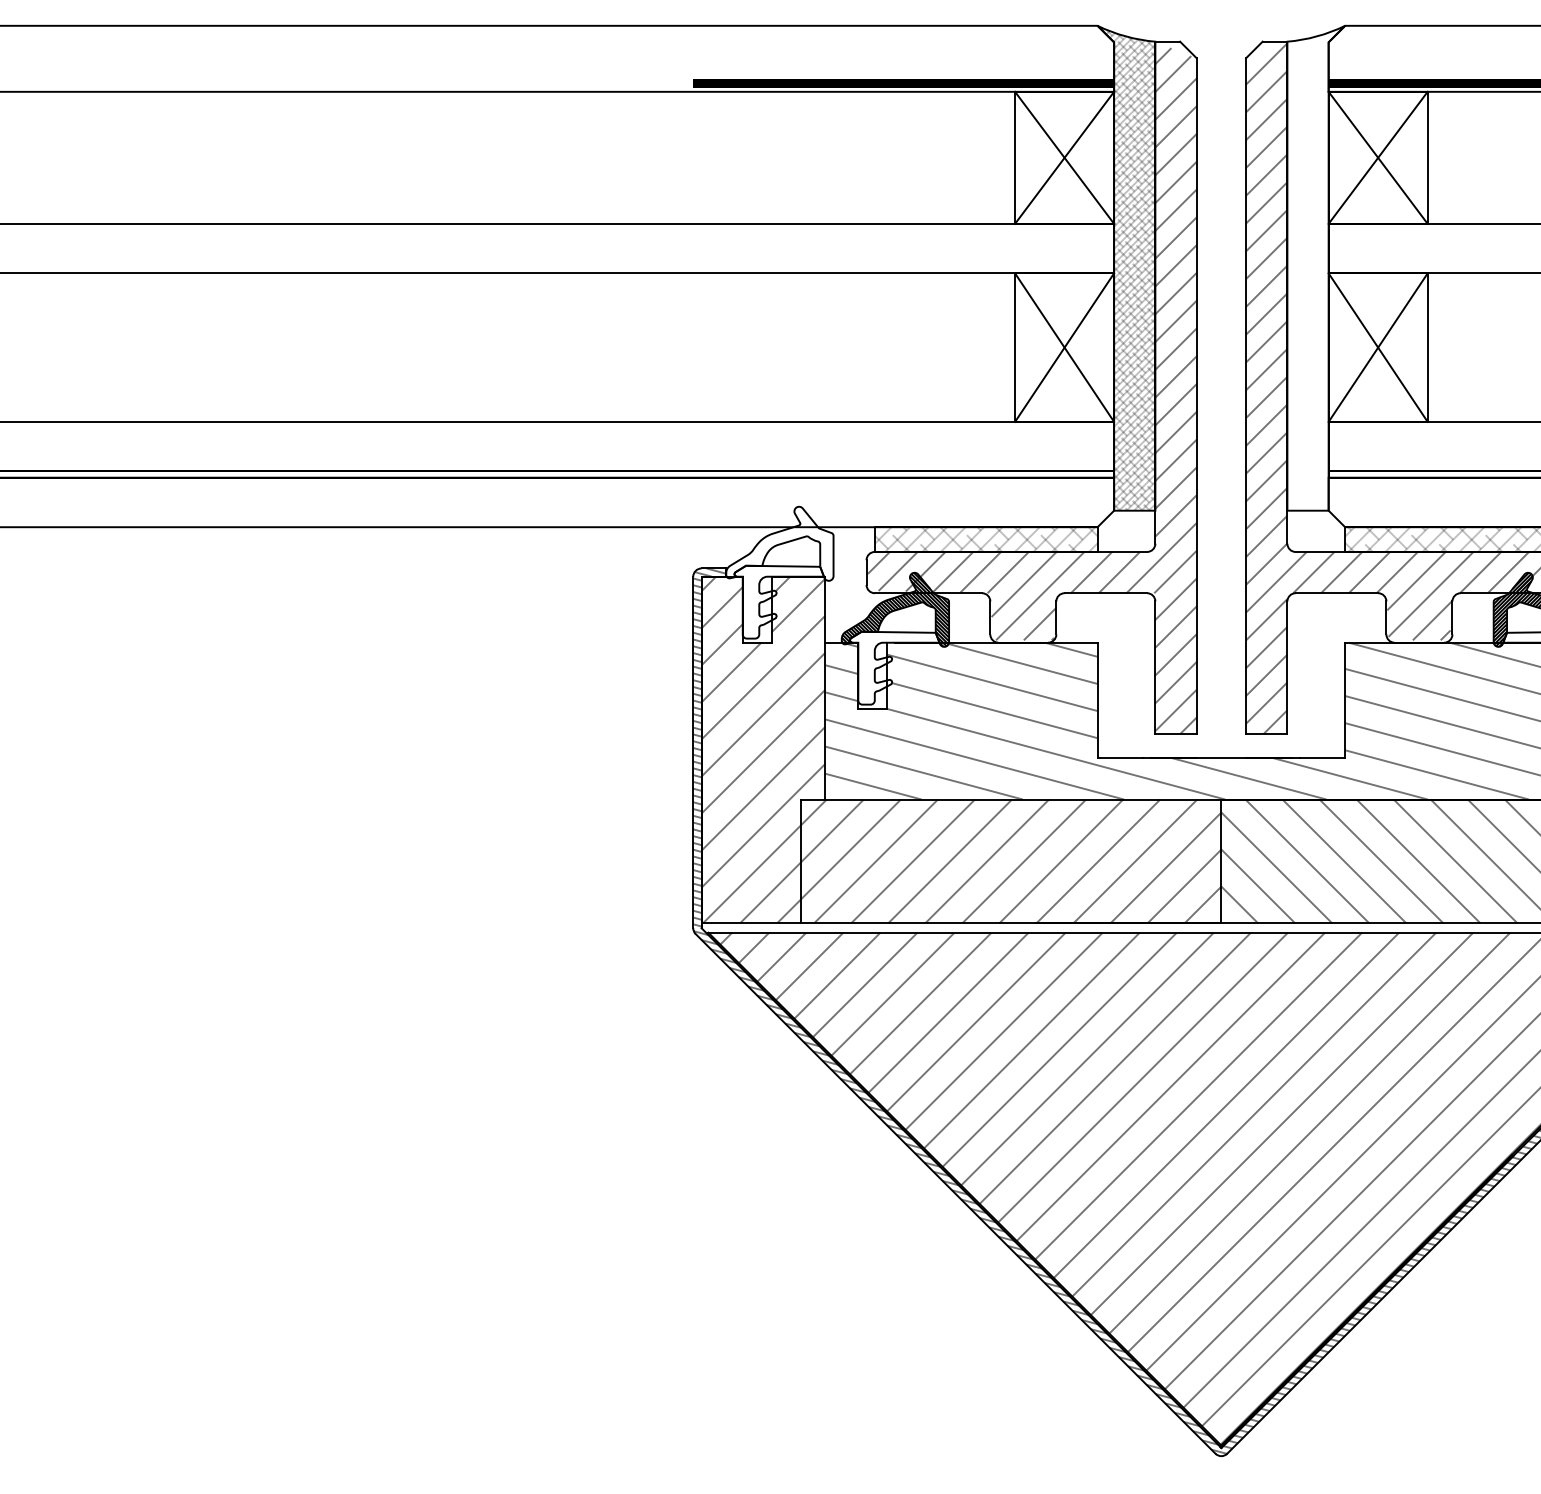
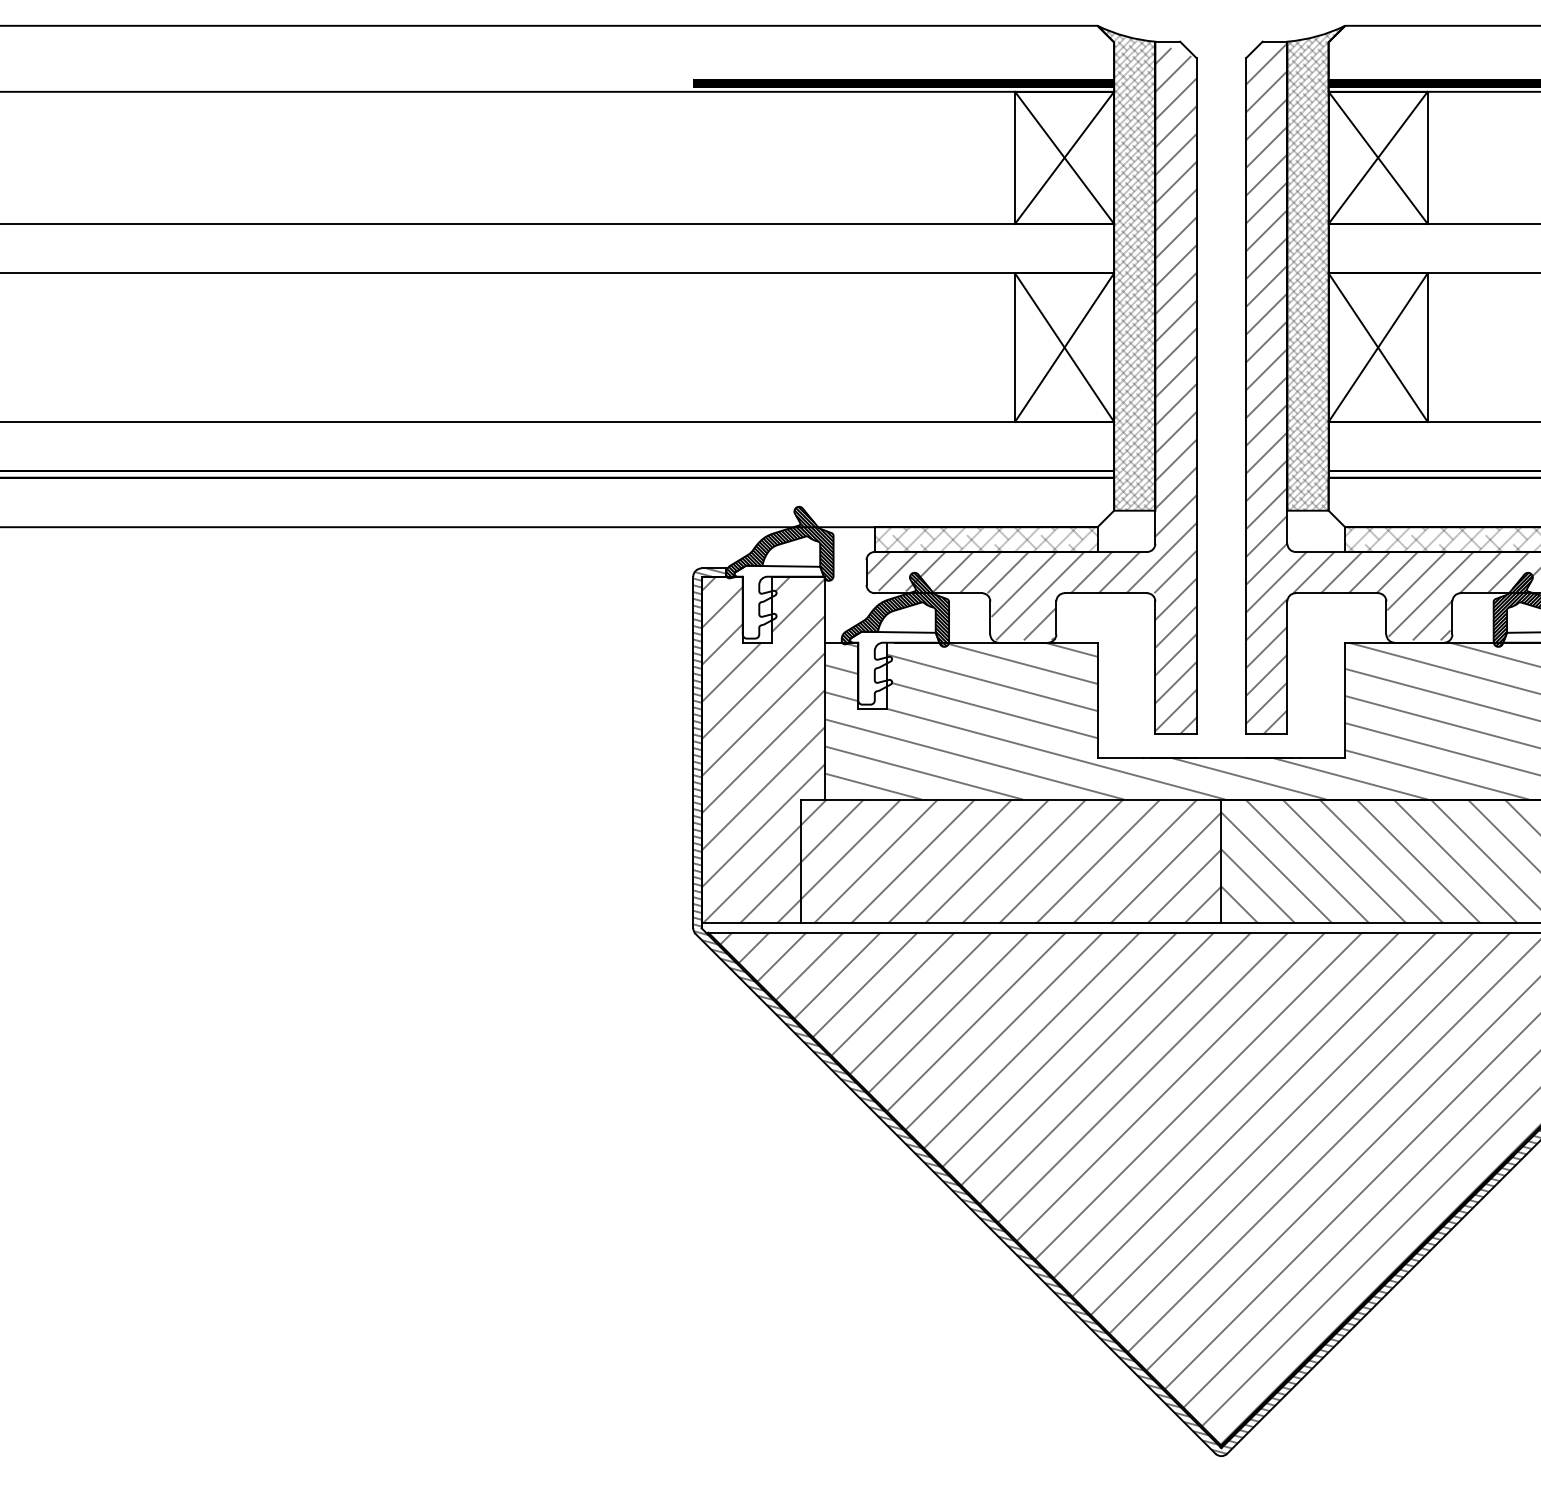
hatch: none -> present (1315, 268)
hatch: none -> present (779, 543)
